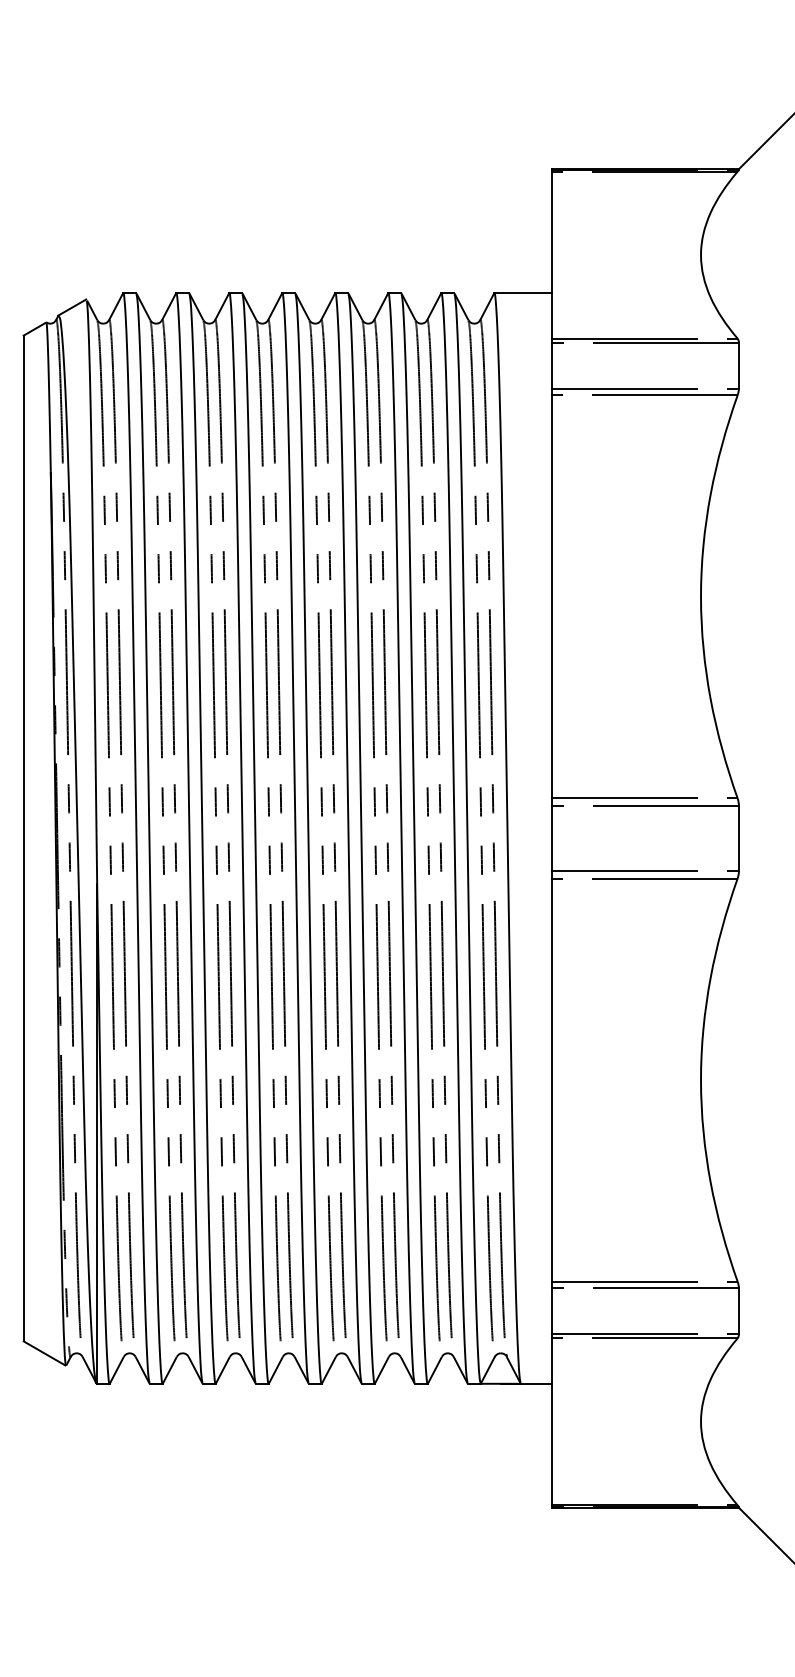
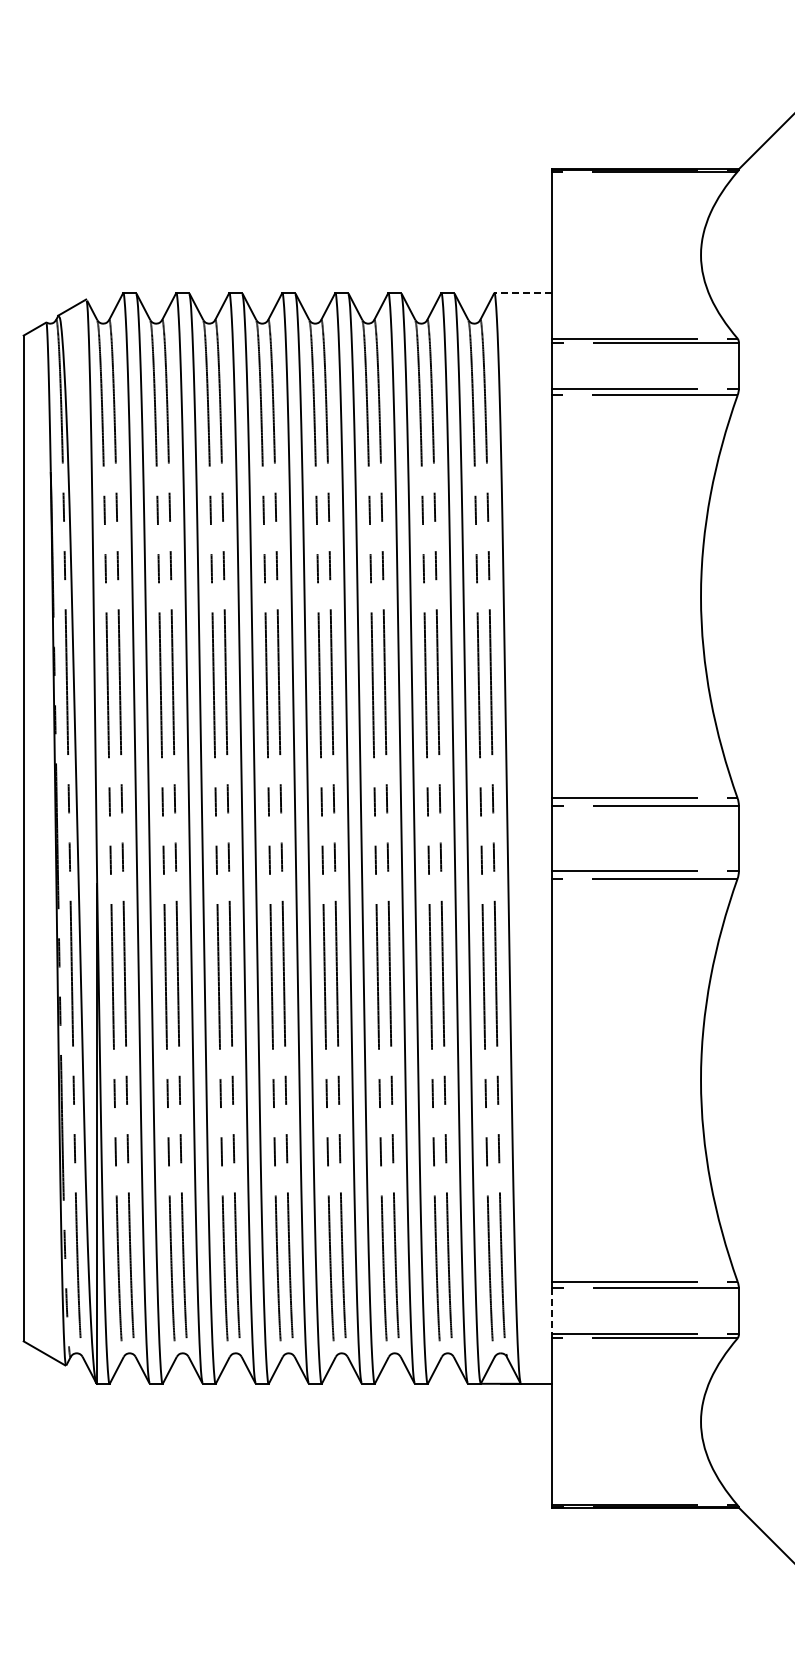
line: solid -> dashed (523, 293)
line: solid -> dashed (551, 1311)
